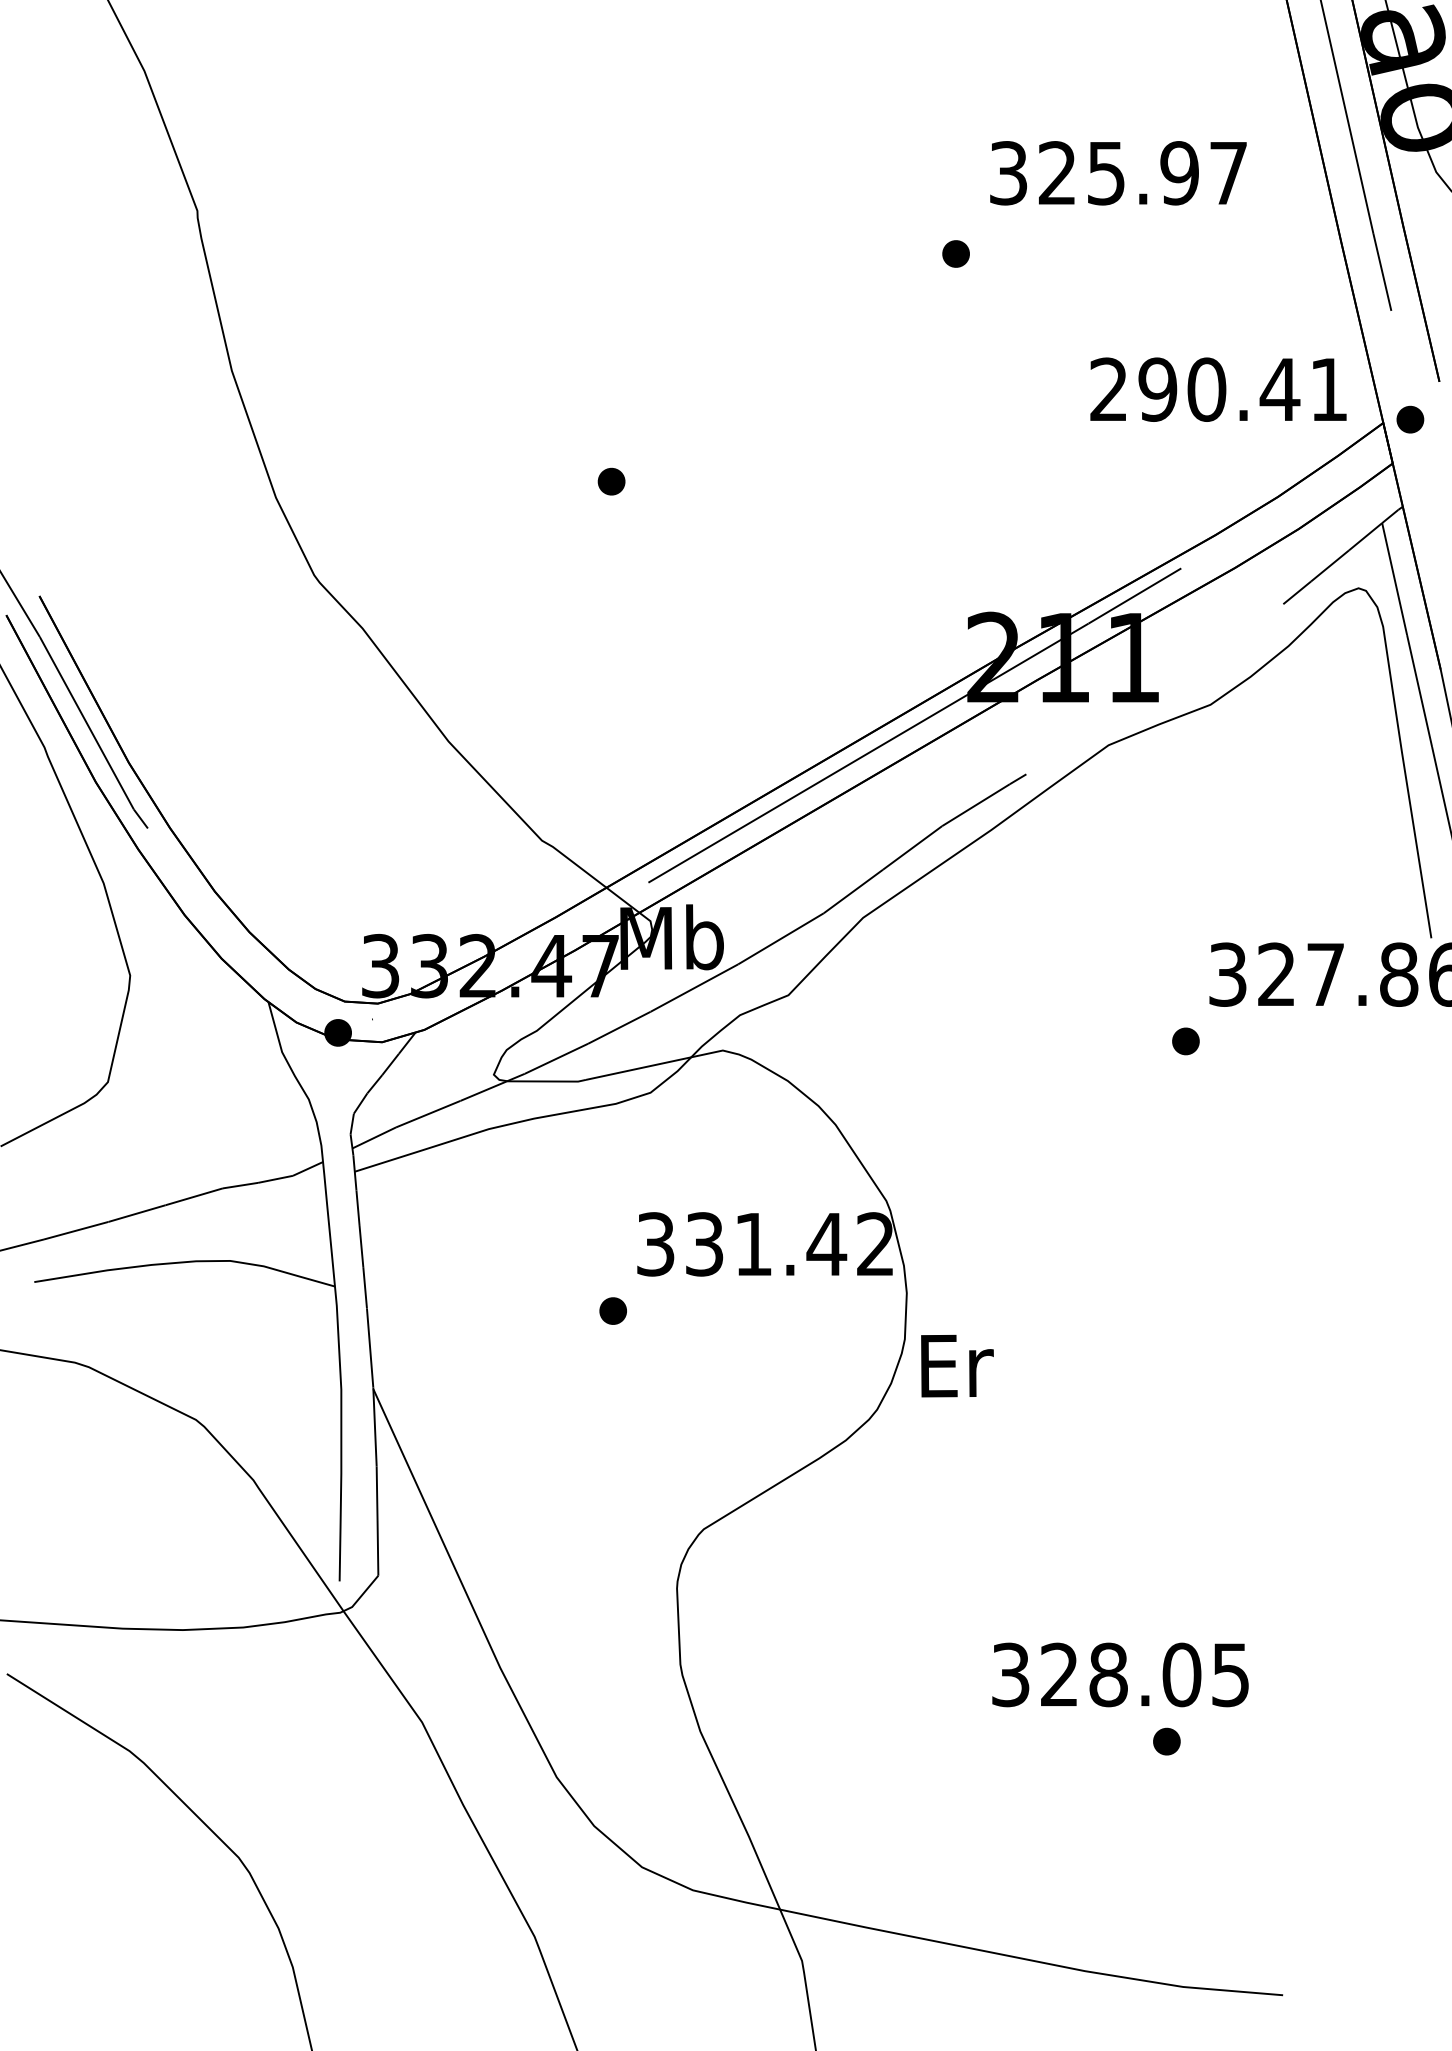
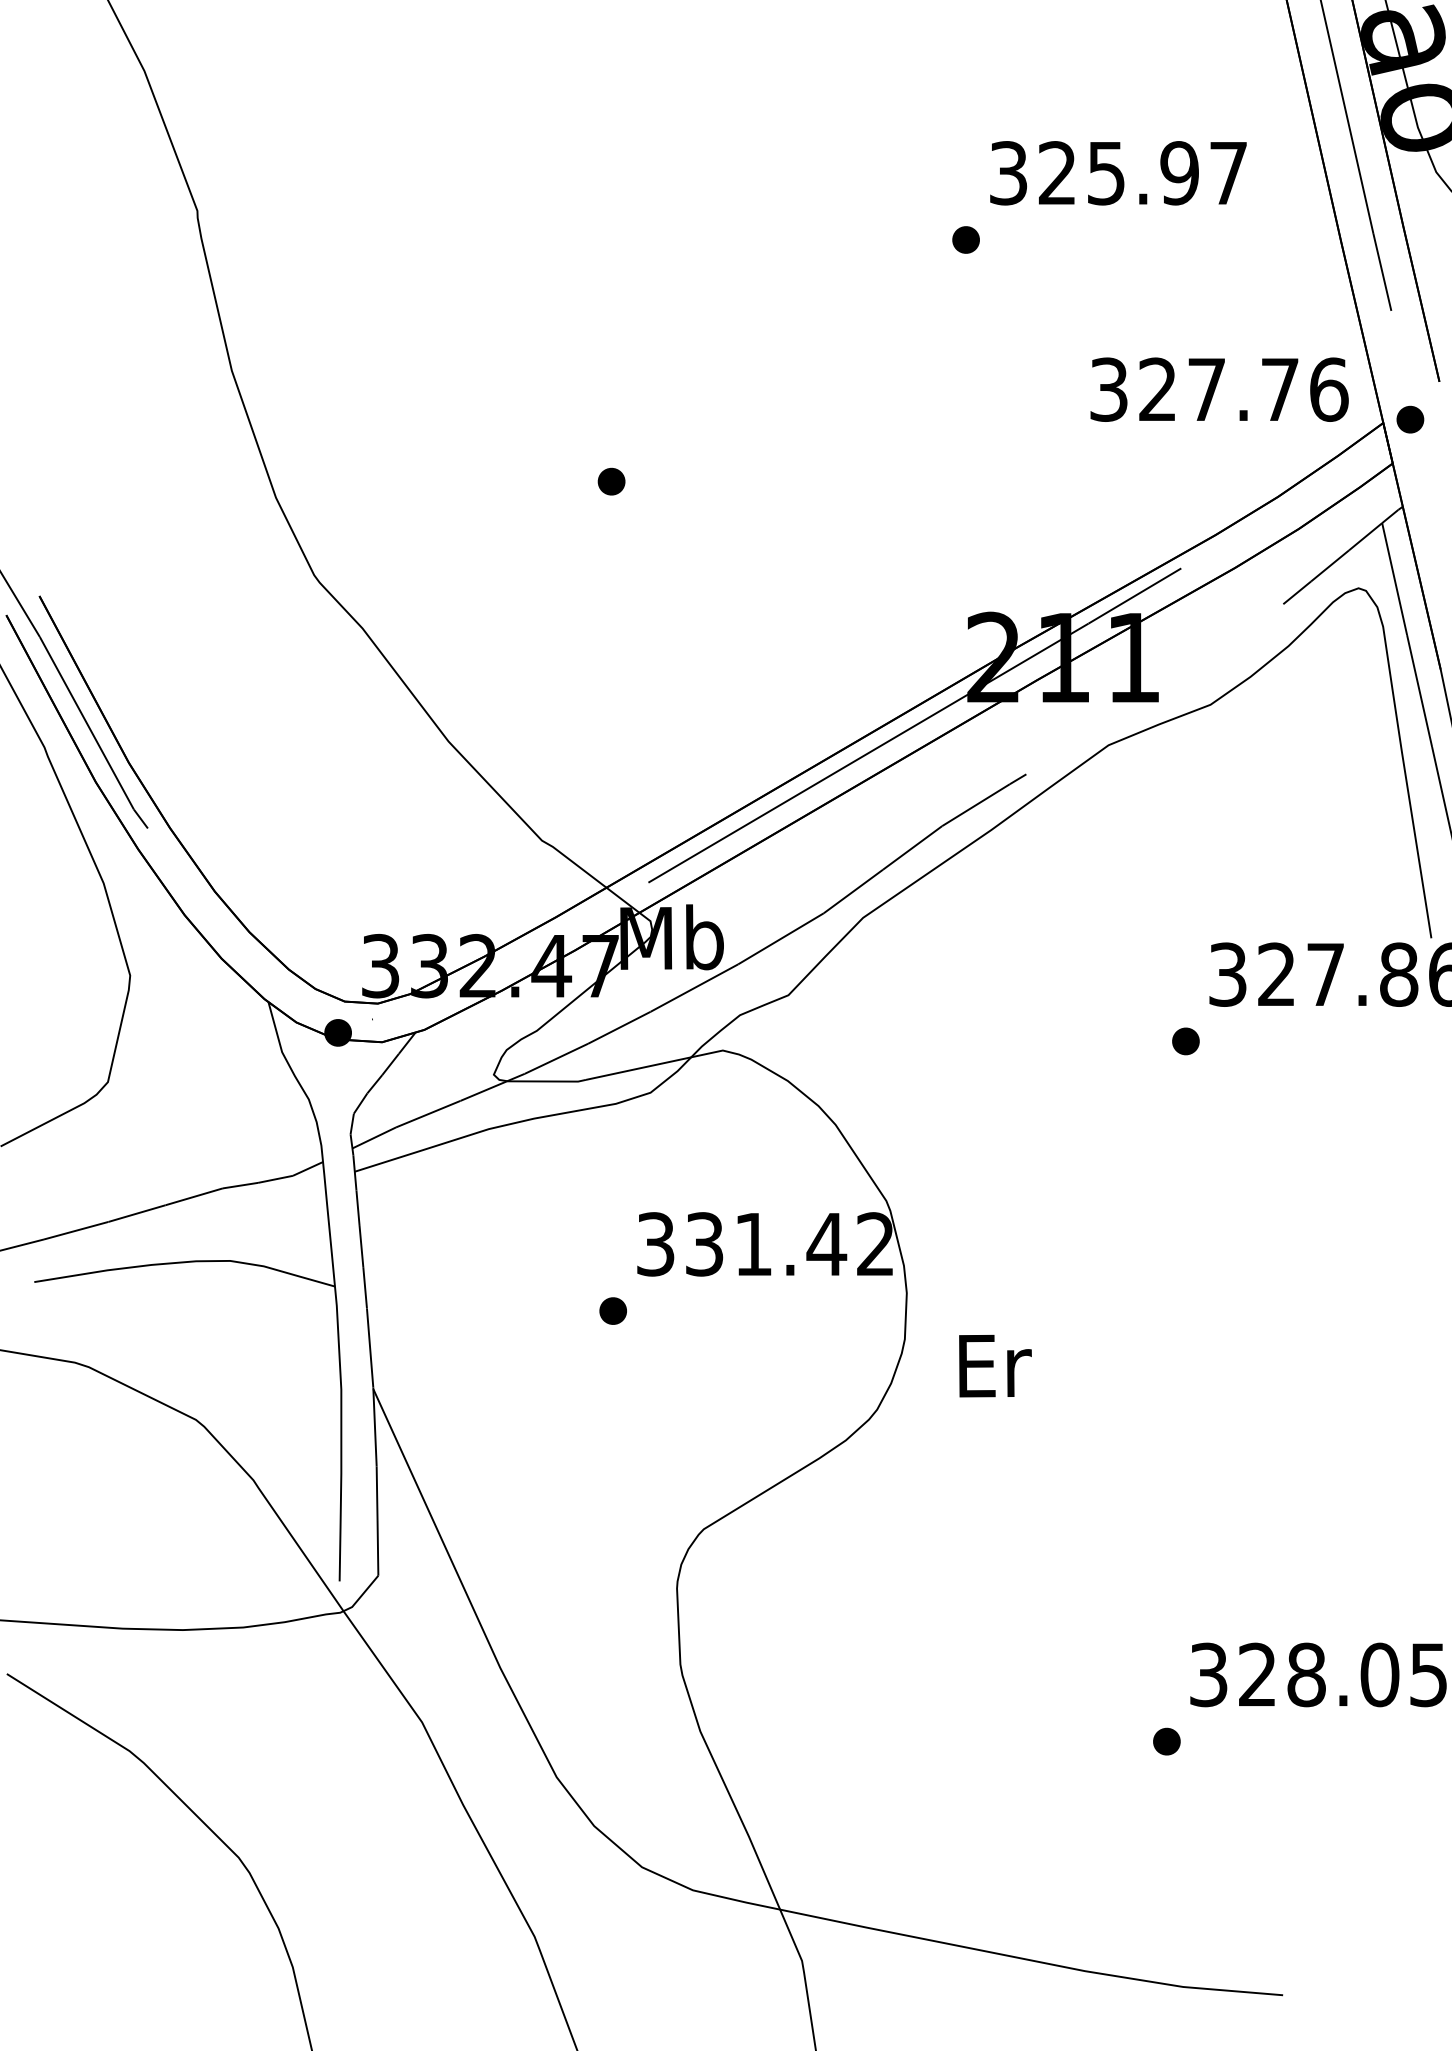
part position: (955, 253) -> (965, 239) (965, 239)
text: 290.41 -> 327.76 (1219, 389)
text position: (957, 1365) -> (995, 1365) (995, 1365)
text position: (1120, 1674) -> (1318, 1674) (1318, 1674)
